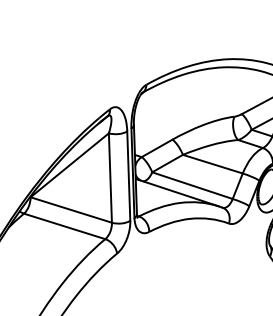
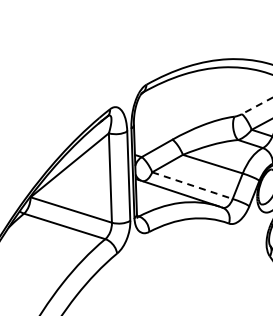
line: solid -> dashed (256, 106)
line: solid -> dashed (192, 185)
